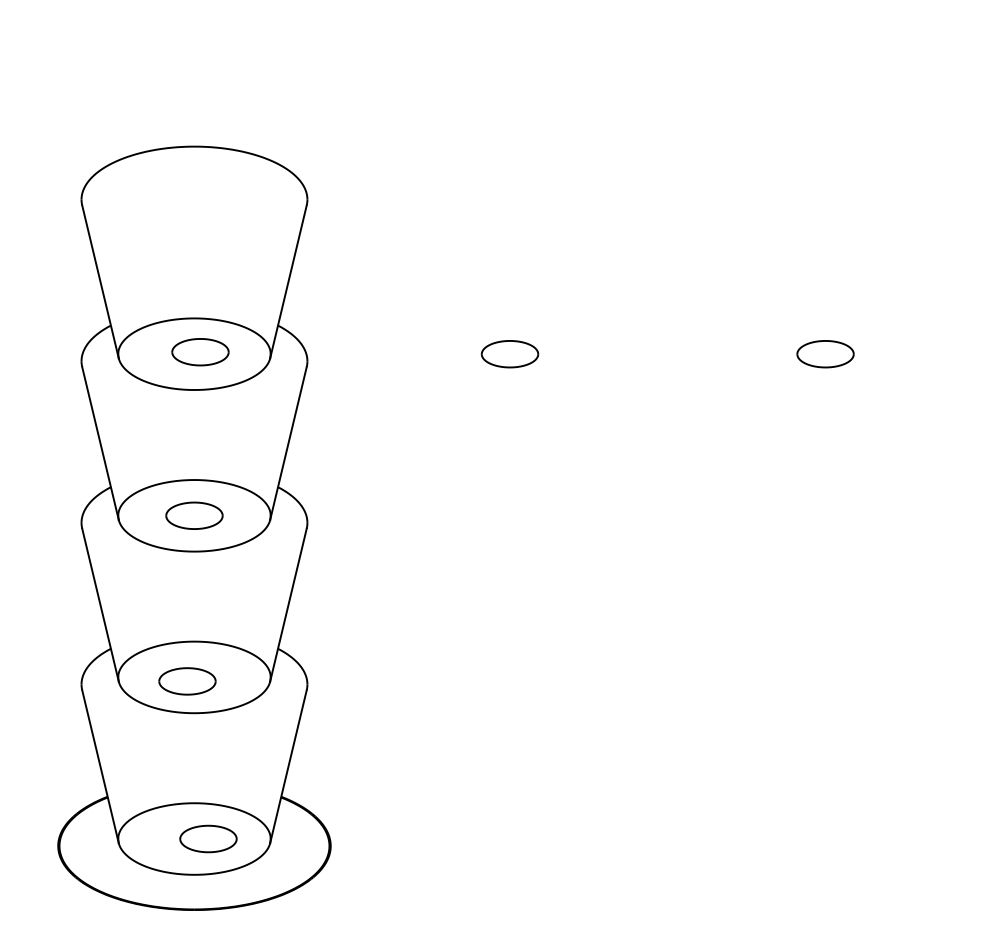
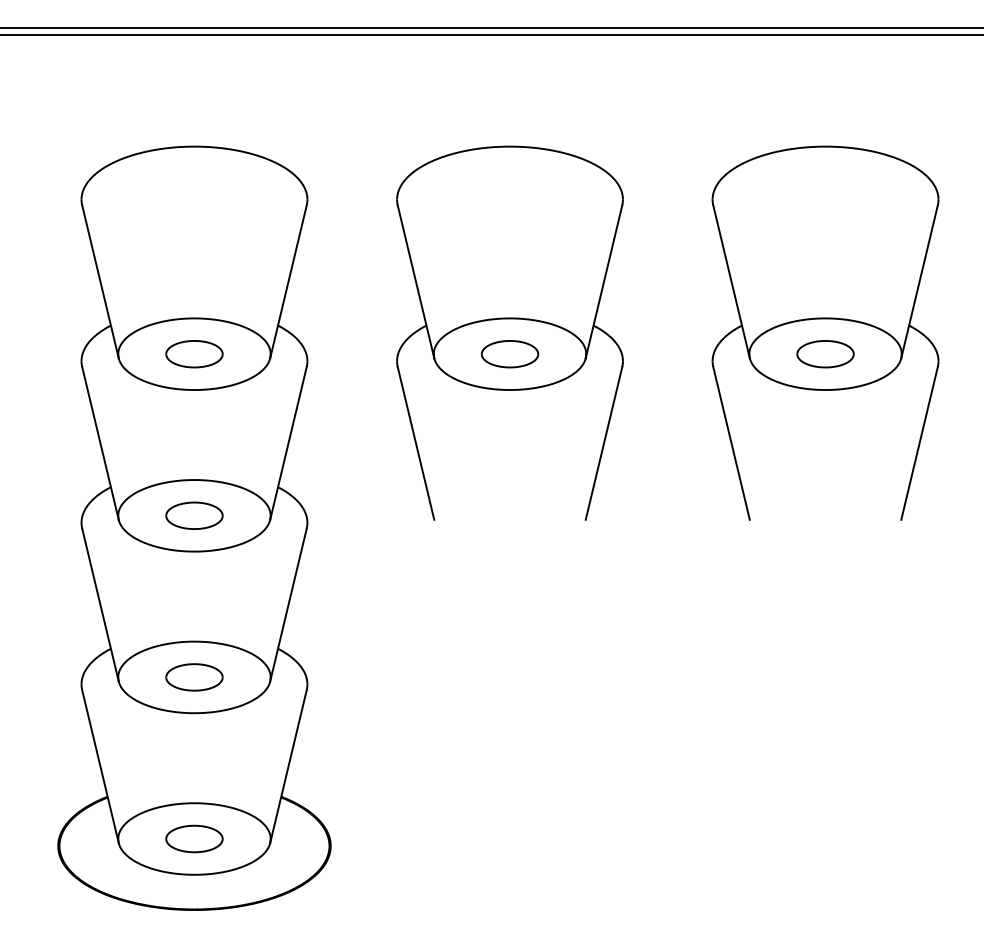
line: none -> present (491, 27)
line: none -> present (491, 34)
part: none -> present (509, 332)
part: none -> present (825, 332)
part position: (200, 352) -> (194, 354) (194, 354)
part position: (187, 681) -> (194, 677) (194, 677)
part position: (208, 838) -> (194, 838) (194, 838)
